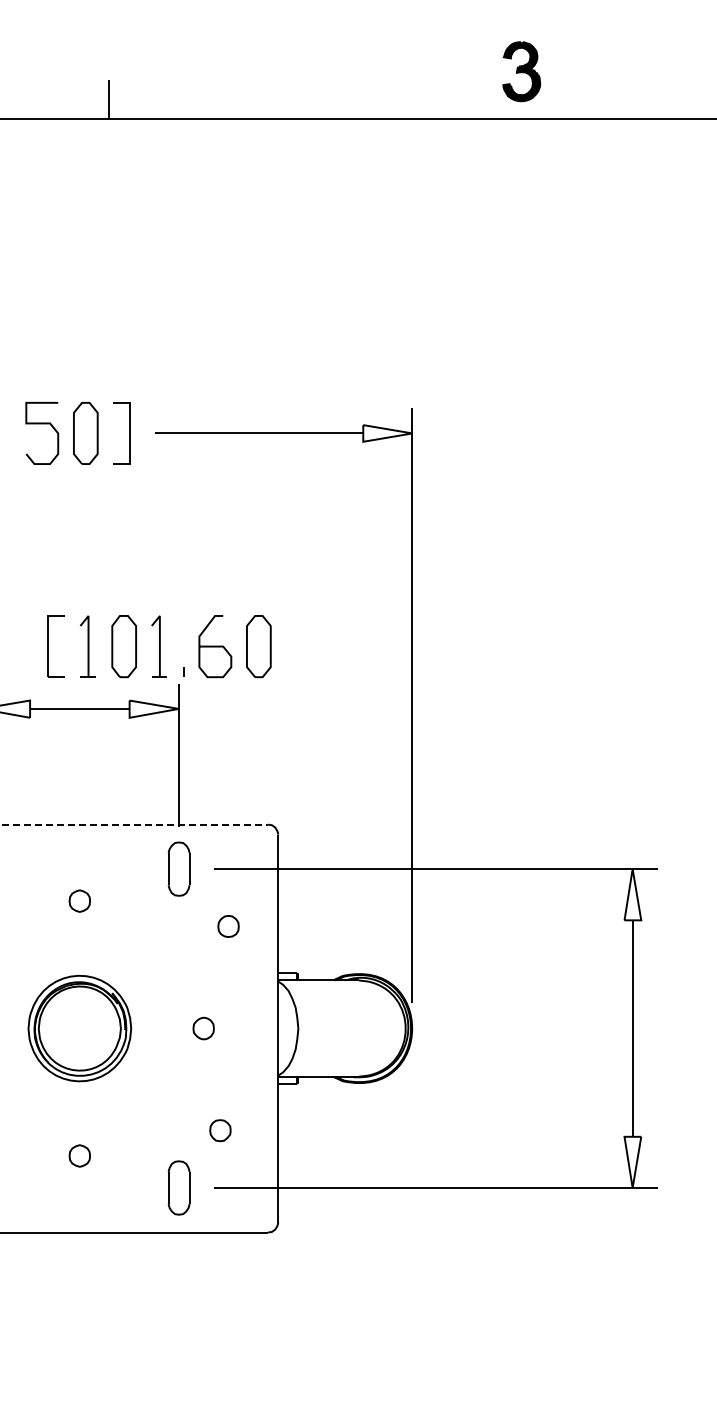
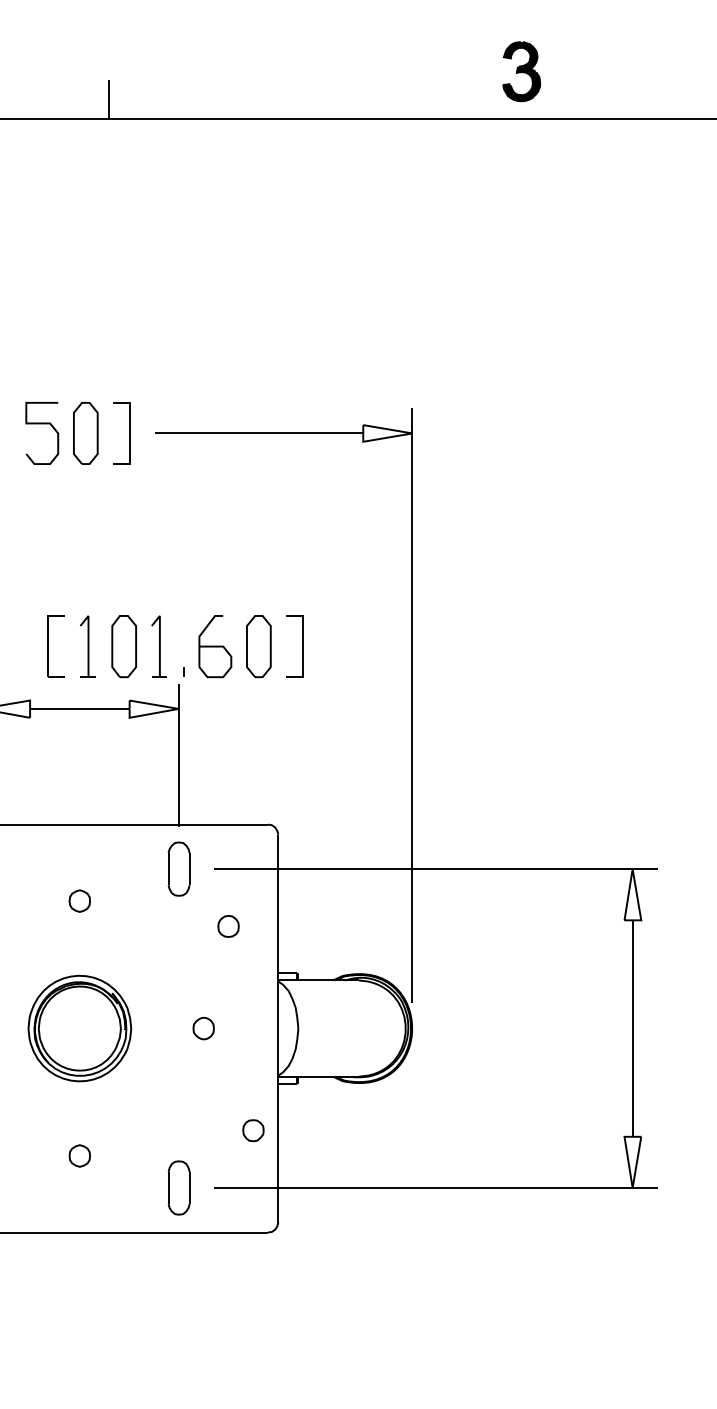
line: none -> present (302, 646)
line: dashed -> solid (134, 824)
part position: (220, 1130) -> (253, 1130) (253, 1130)
